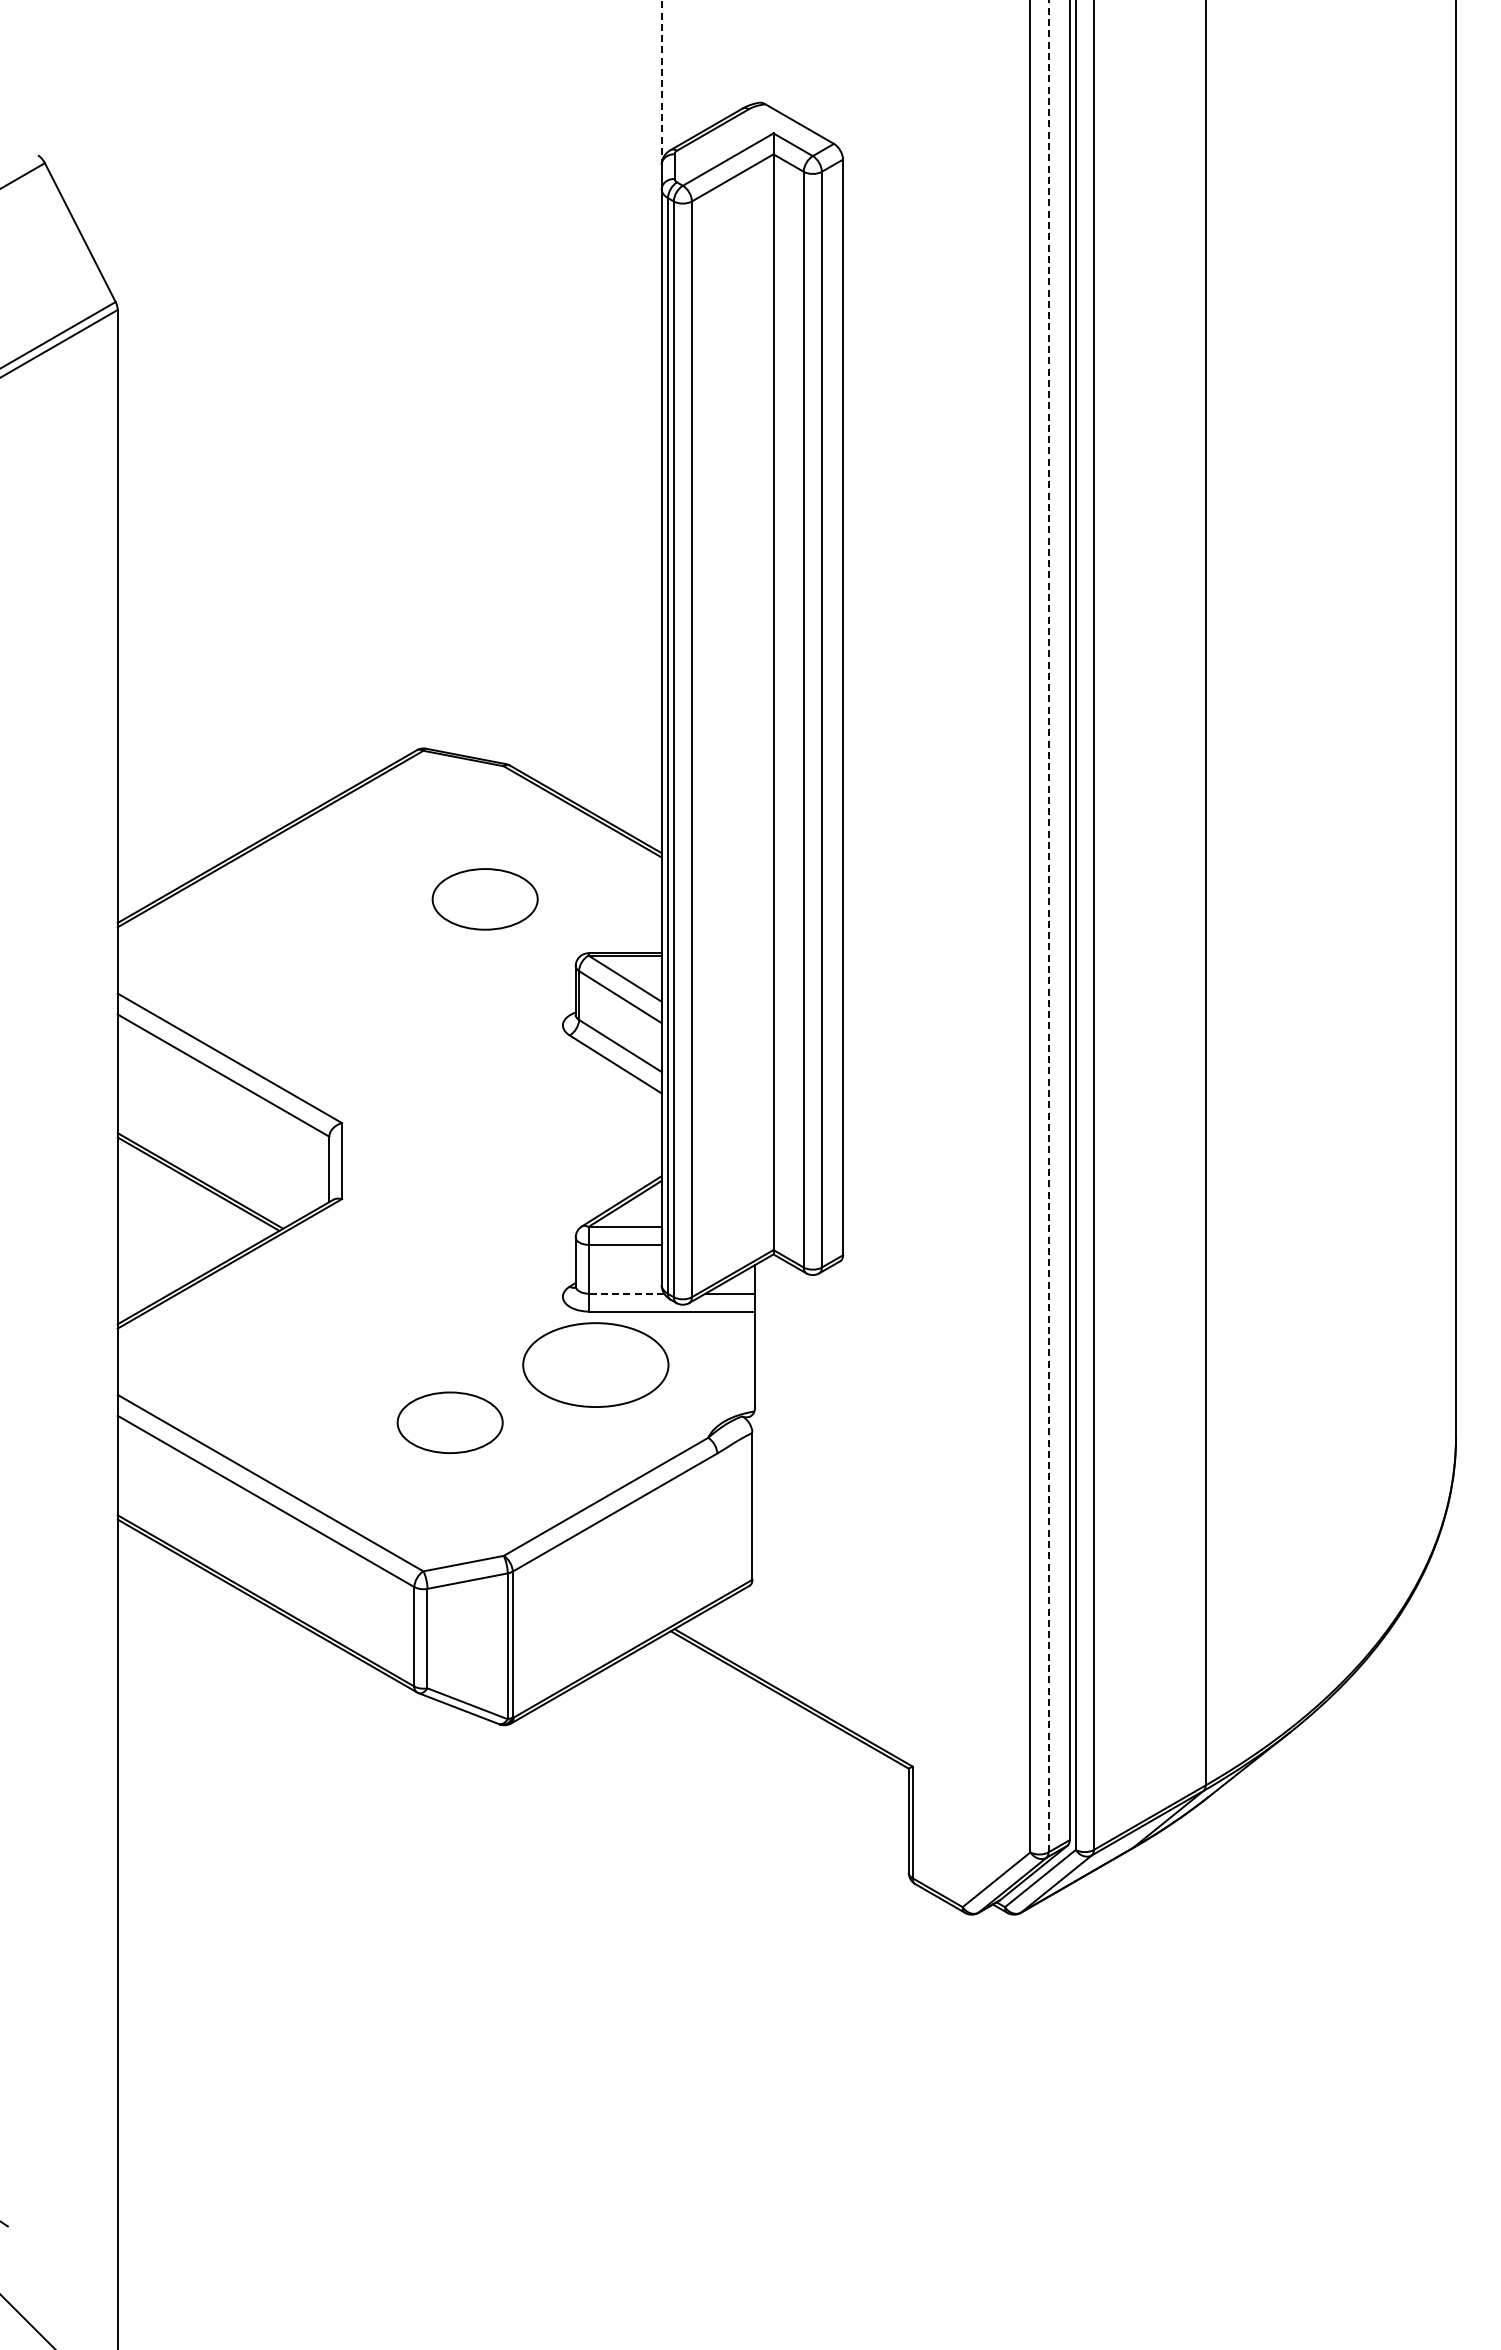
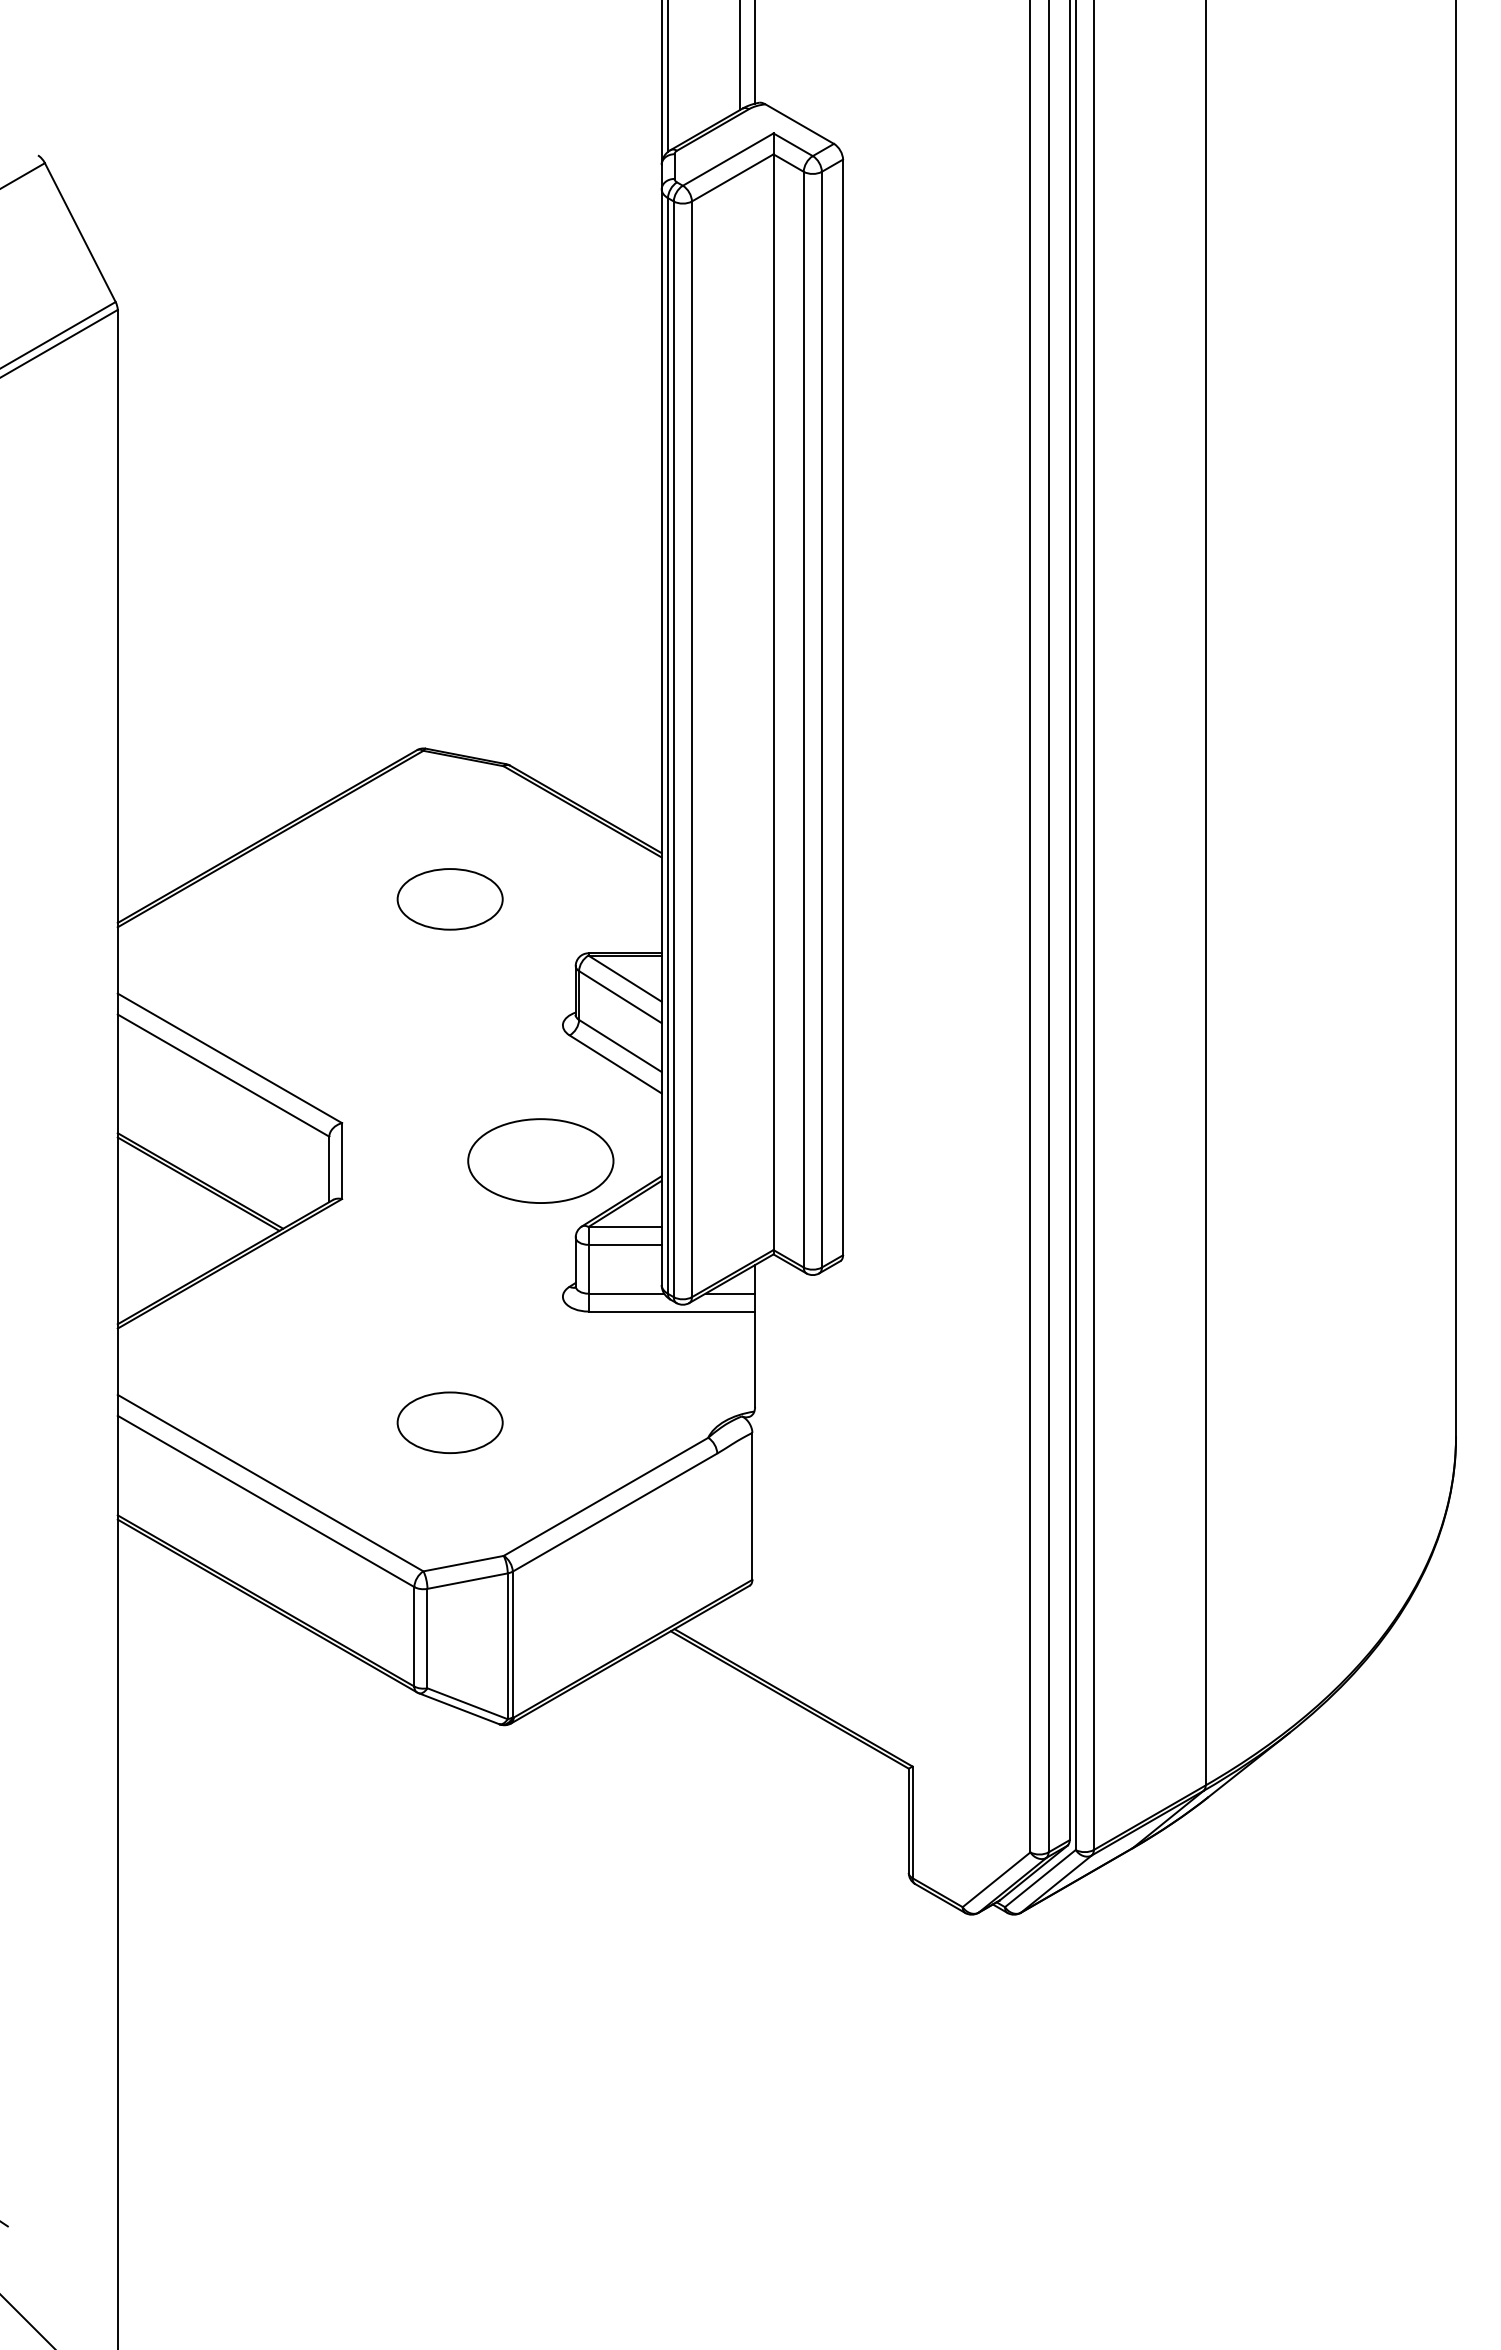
line: none -> present (755, 52)
line: none -> present (739, 56)
line: none -> present (667, 76)
line: dashed -> solid (661, 83)
part position: (484, 899) -> (449, 899) (449, 899)
line: dashed -> solid (1048, 926)
line: dashed -> solid (626, 1293)
part position: (595, 1364) -> (540, 1160) (540, 1160)
